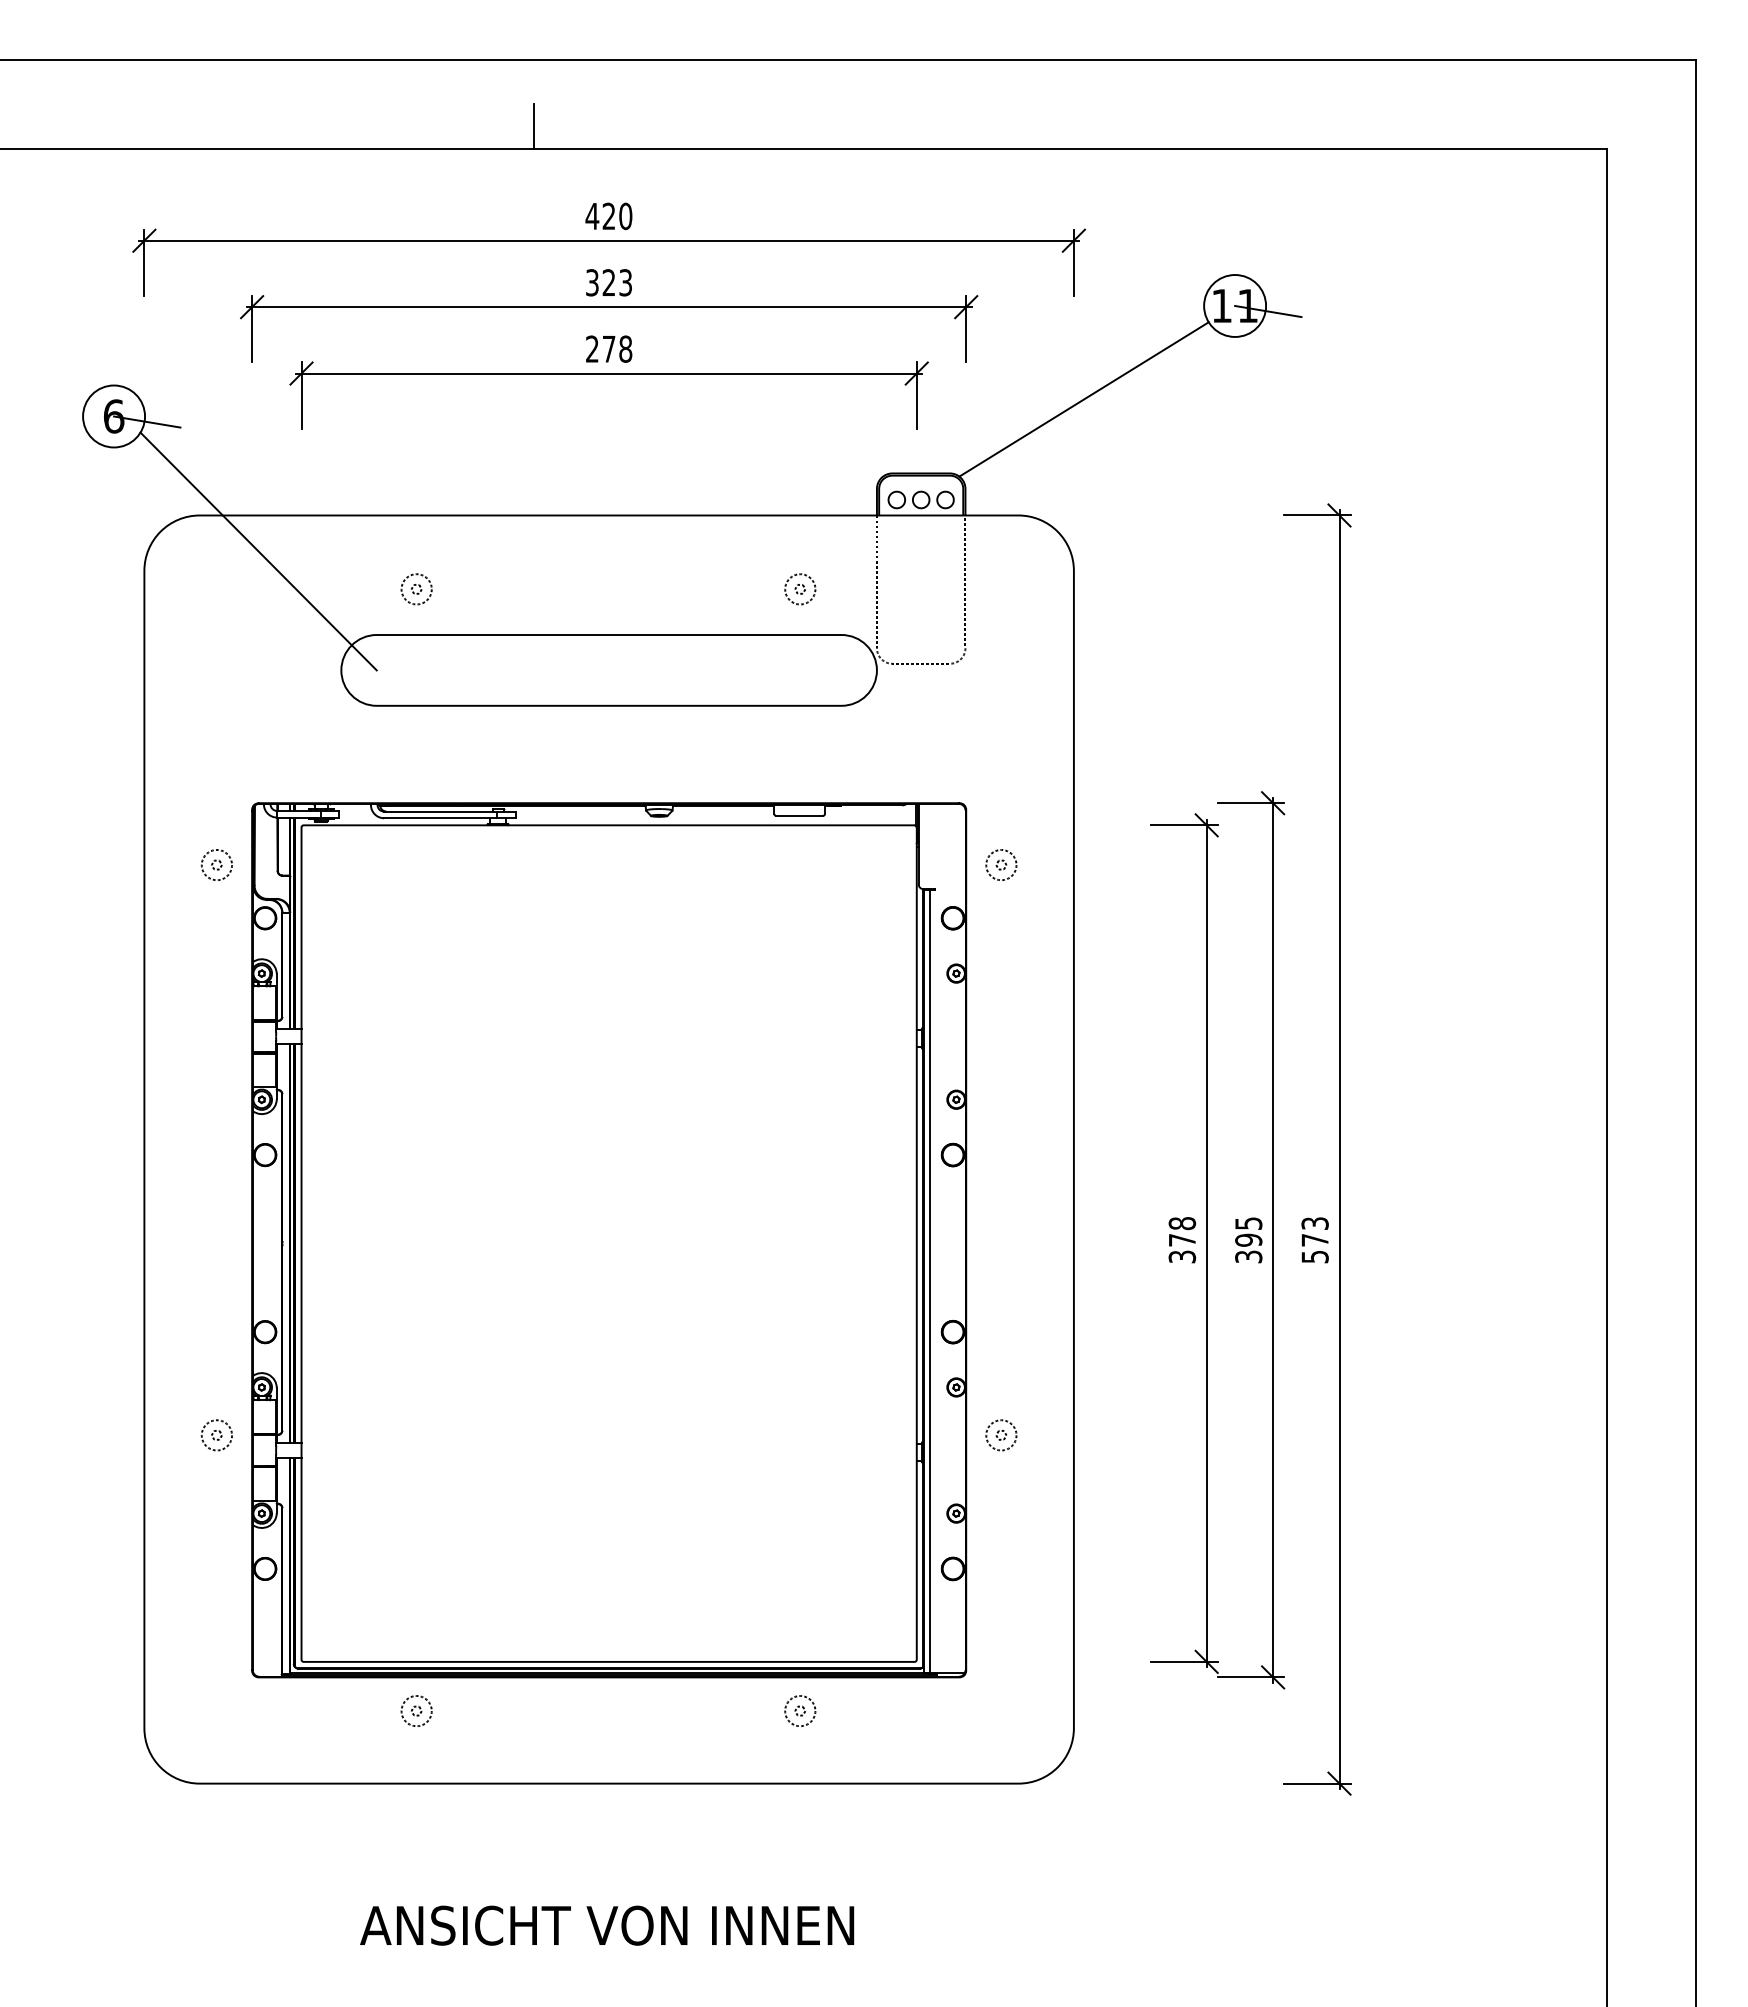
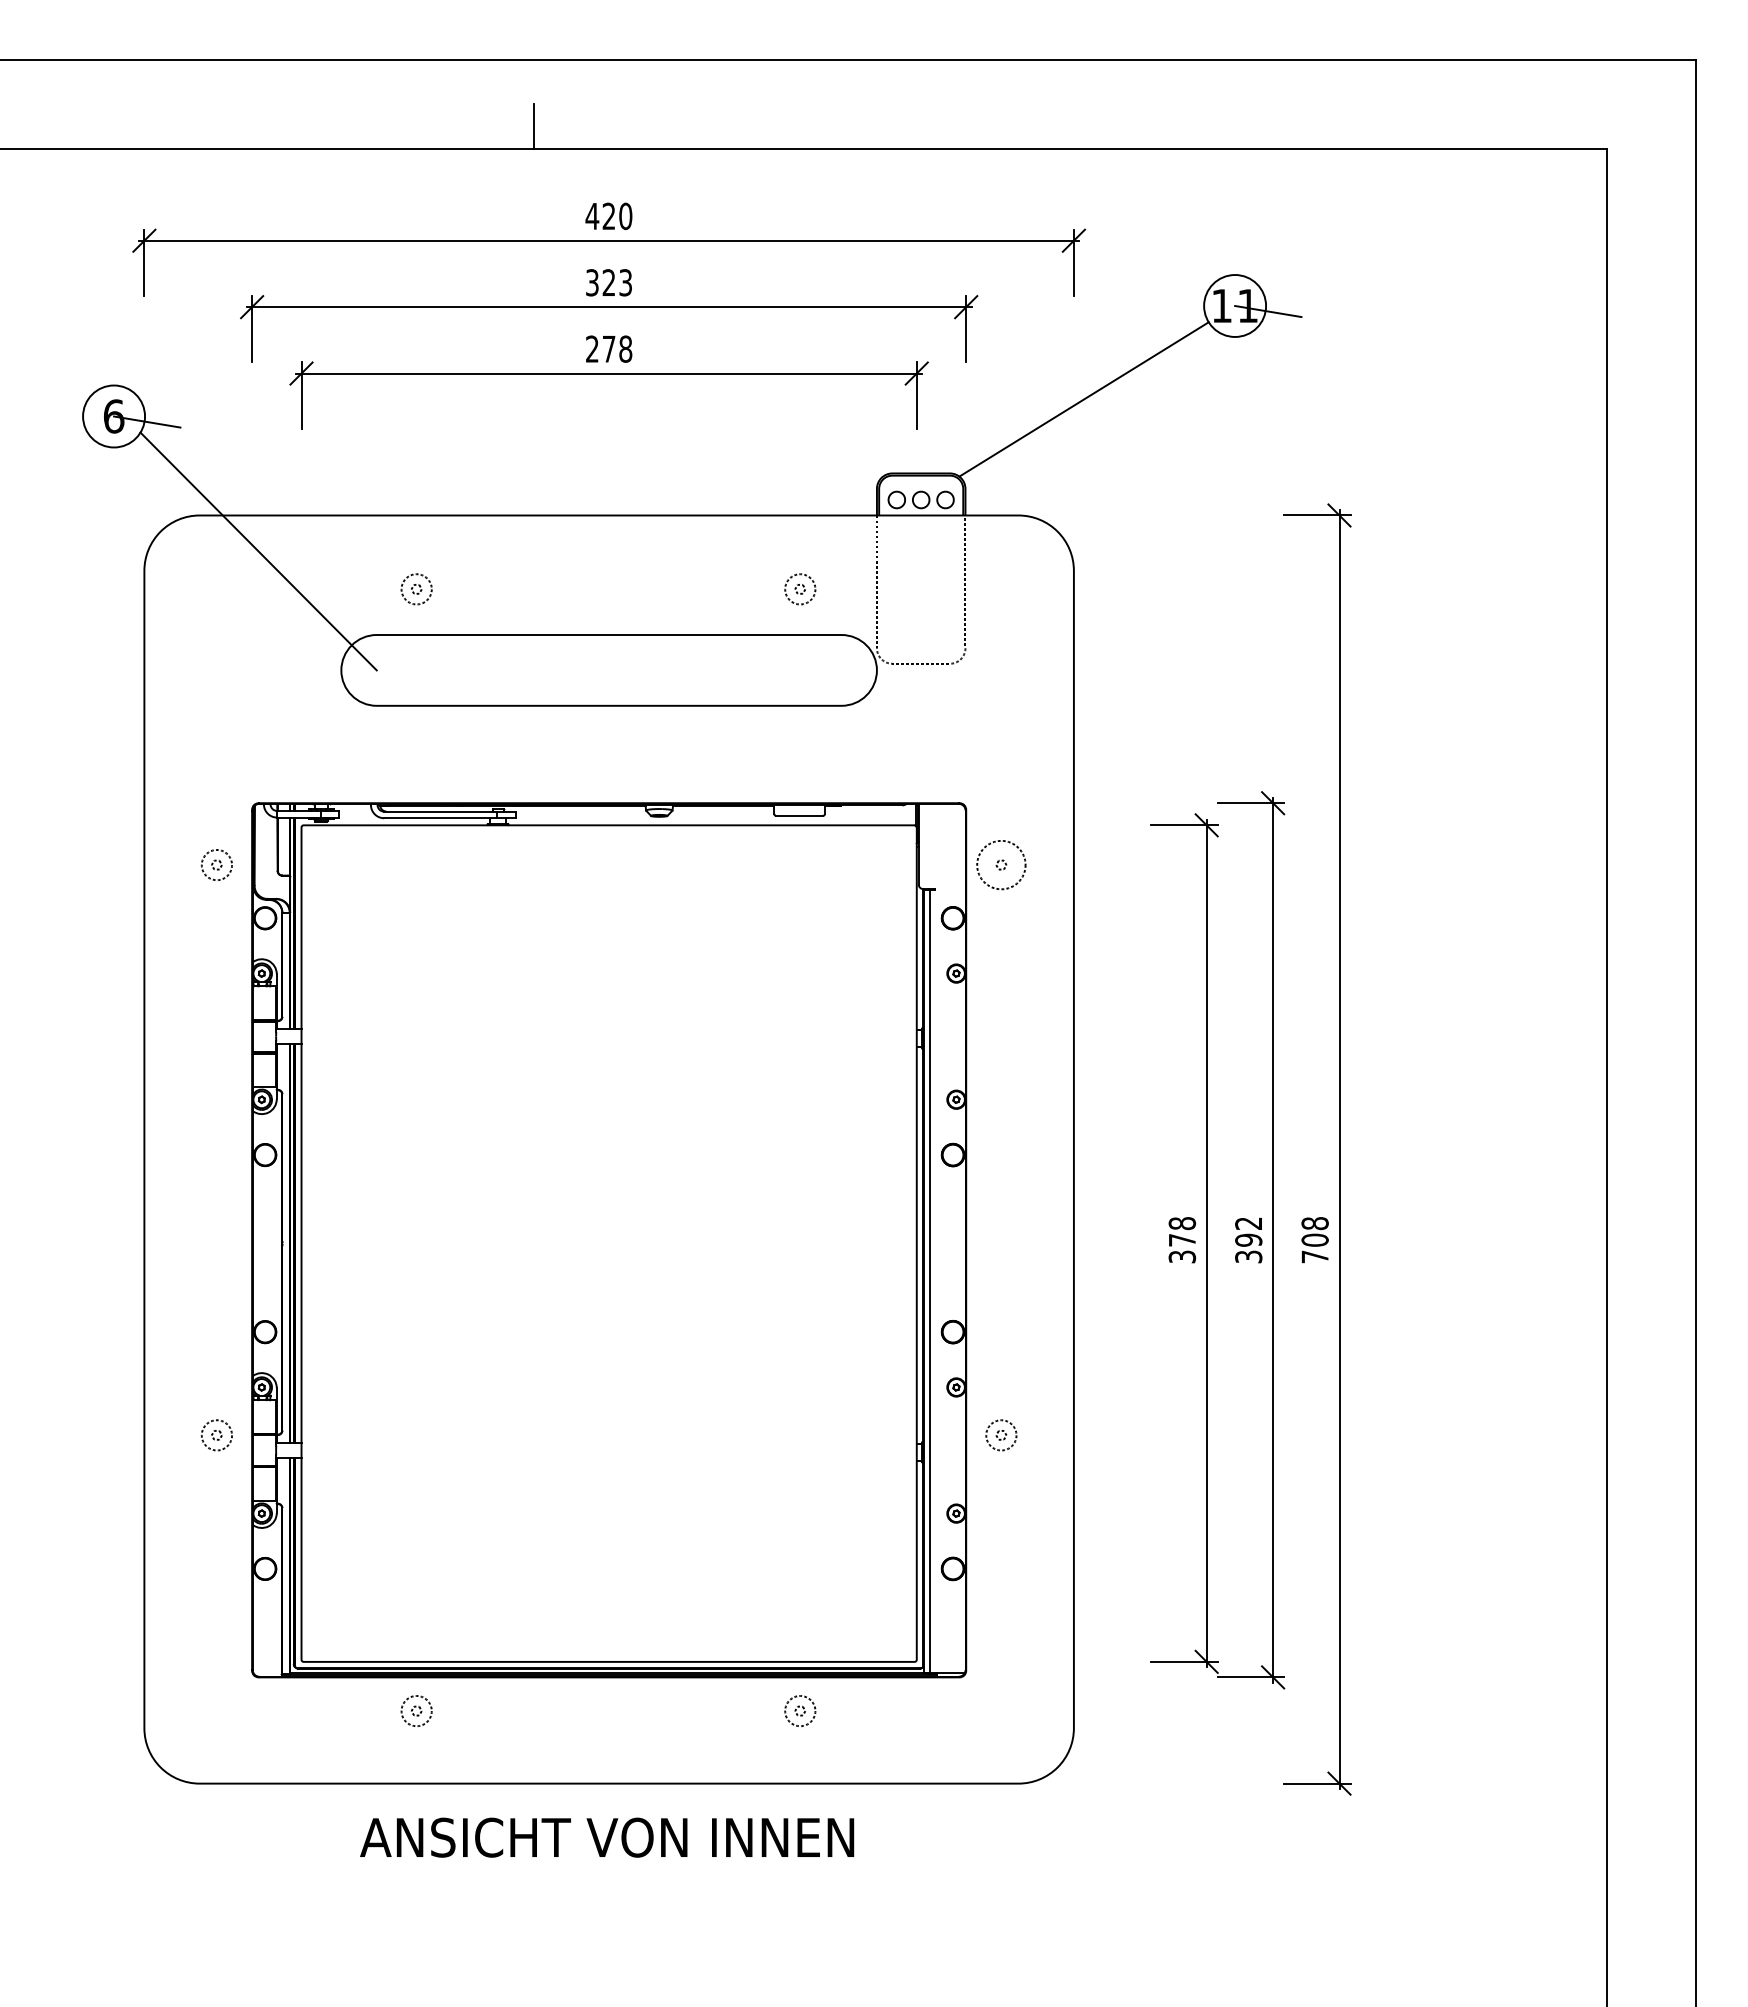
circle diameter: 30 px -> 48 px (1001, 864)
text: 395 -> 392 (1248, 1223)
text: 573 -> 708 (1314, 1240)
text position: (607, 1925) -> (607, 1837) (607, 1837)
